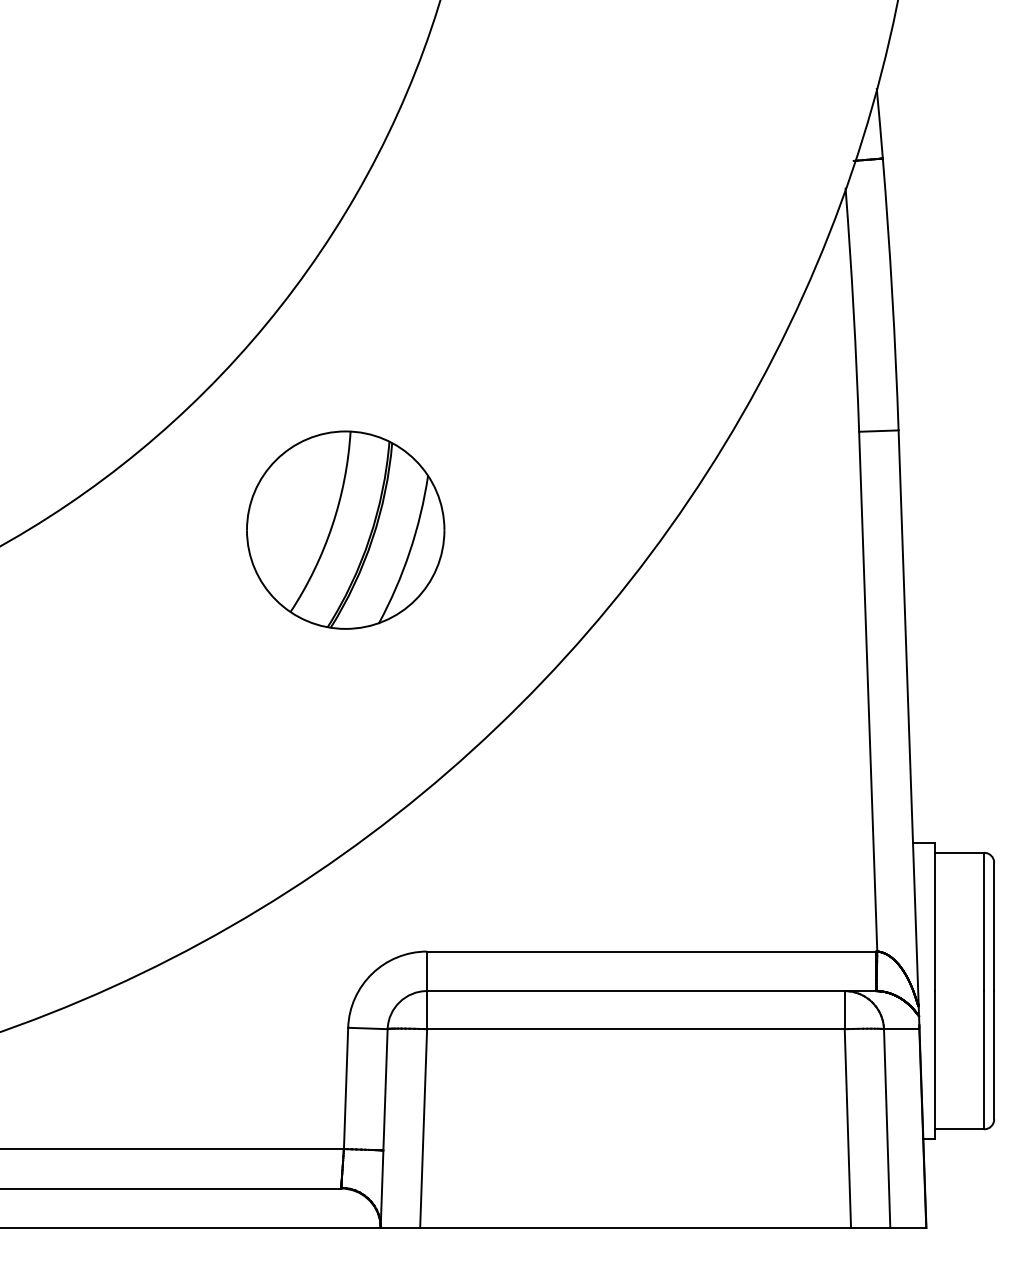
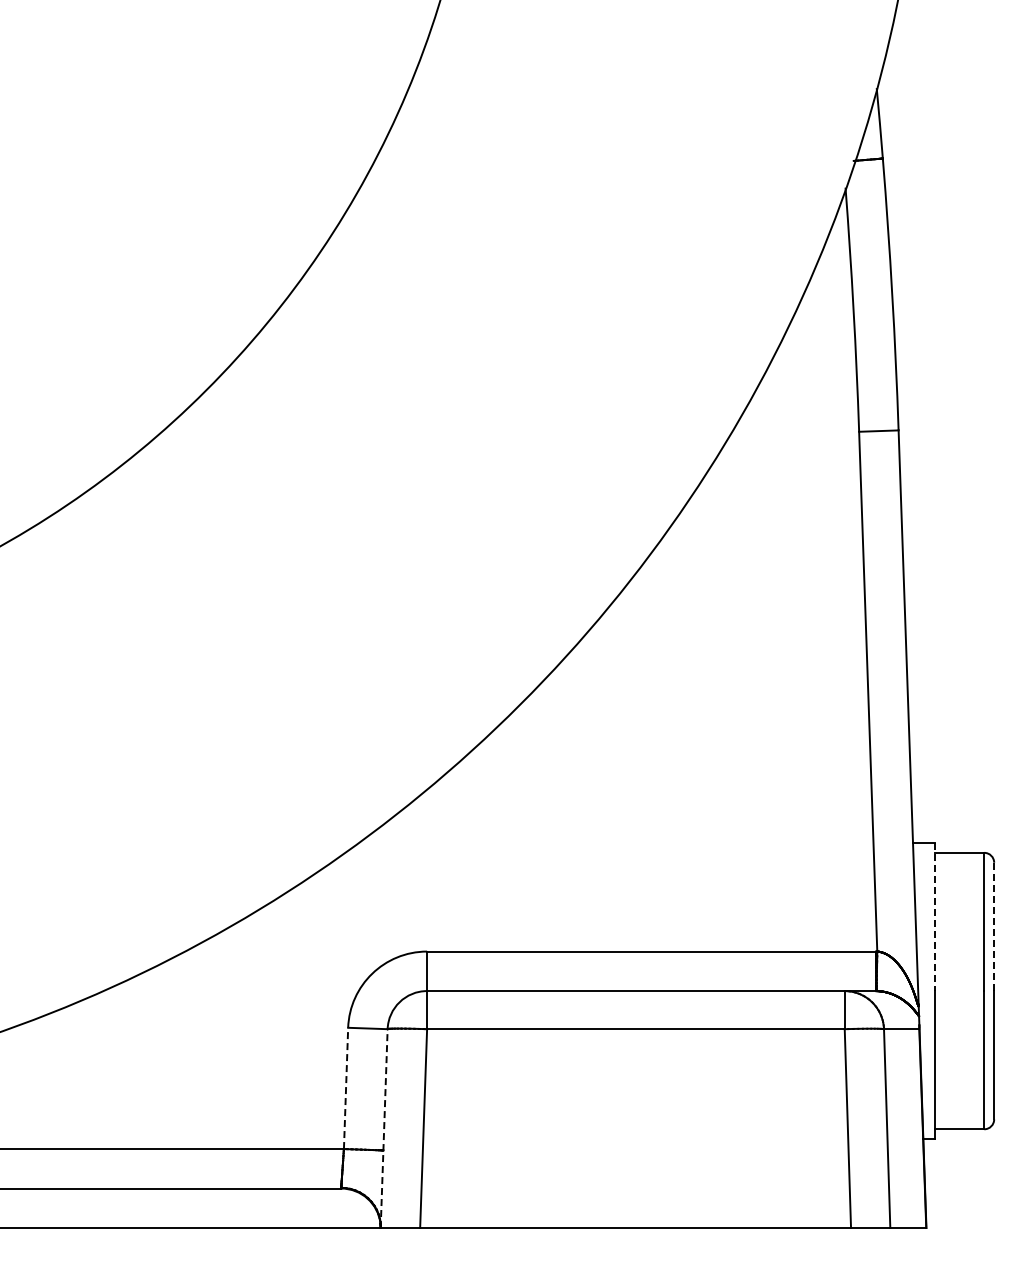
part: present -> none (345, 529)
line: solid -> dashed (934, 917)
line: solid -> dashed (994, 926)
line: solid -> dashed (346, 1088)
line: solid -> dashed (384, 1128)
